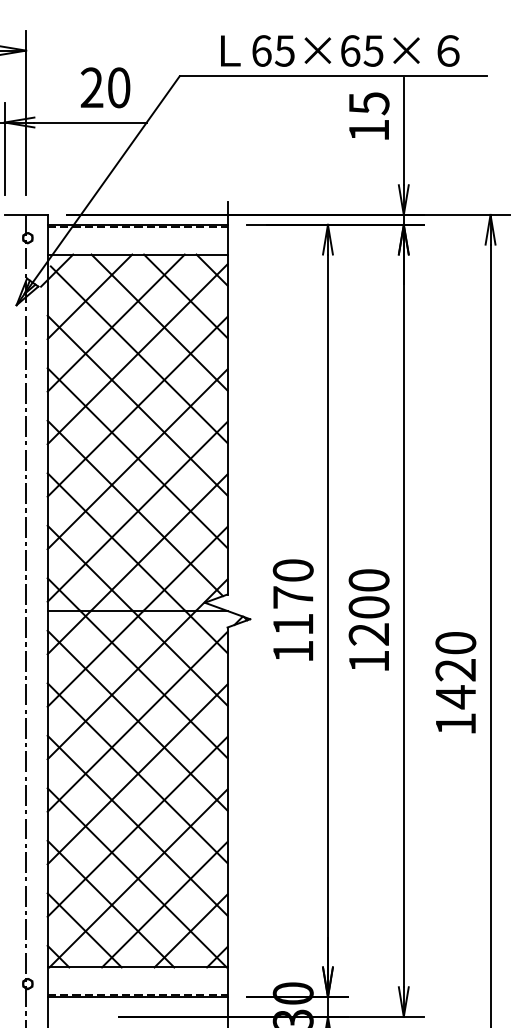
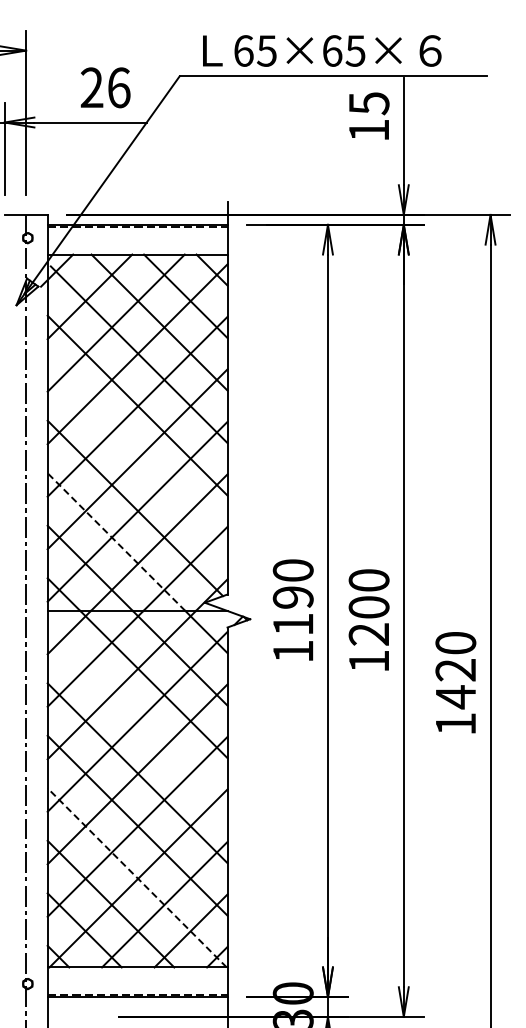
text position: (340, 50) -> (322, 50) (322, 50)
text: 20 -> 26 (119, 87)
line: present -> none (137, 458)
line: solid -> dashed (116, 541)
text: 1170 -> 1190 (292, 597)
line: present -> none (137, 720)
line: solid -> dashed (137, 877)
